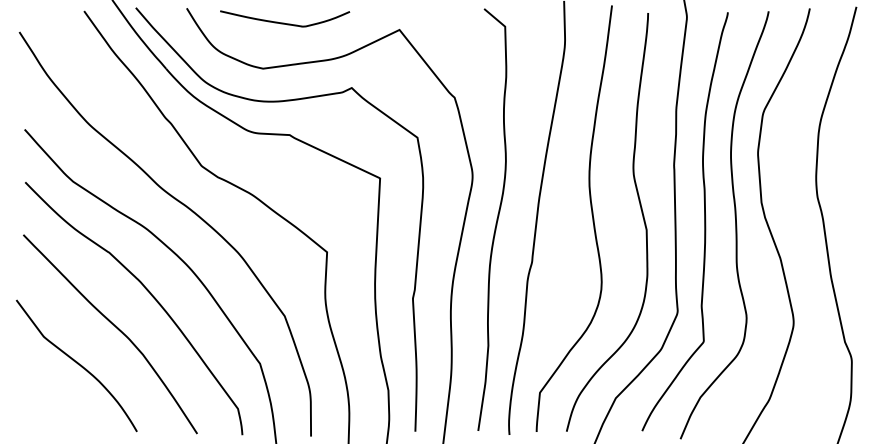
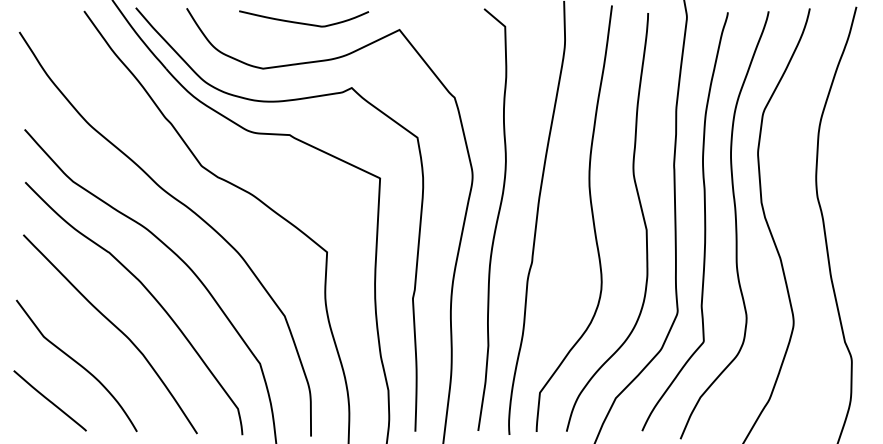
curve position: (284, 22) -> (303, 22) (303, 22)
line: none -> present (49, 400)
